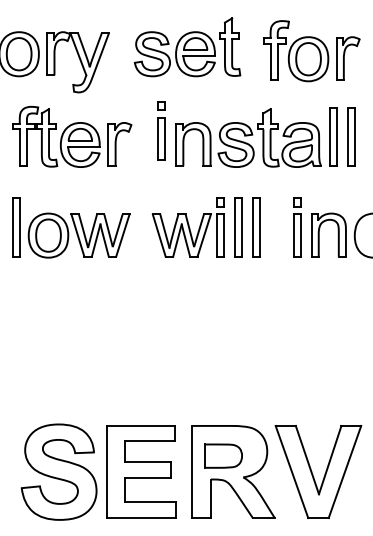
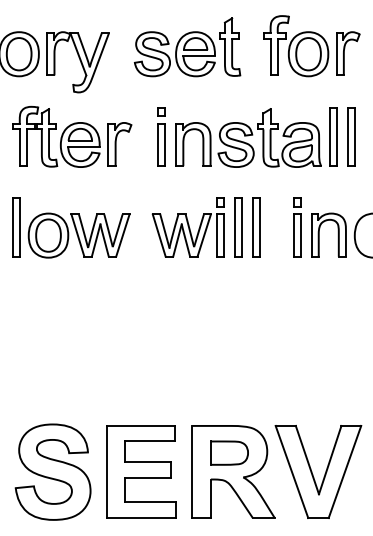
part position: (311, 51) -> (311, 46) (311, 46)
part position: (161, 130) -> (161, 136) (161, 136)
part position: (223, 455) -> (229, 452) (229, 452)
part position: (58, 471) -> (52, 471) (52, 471)
